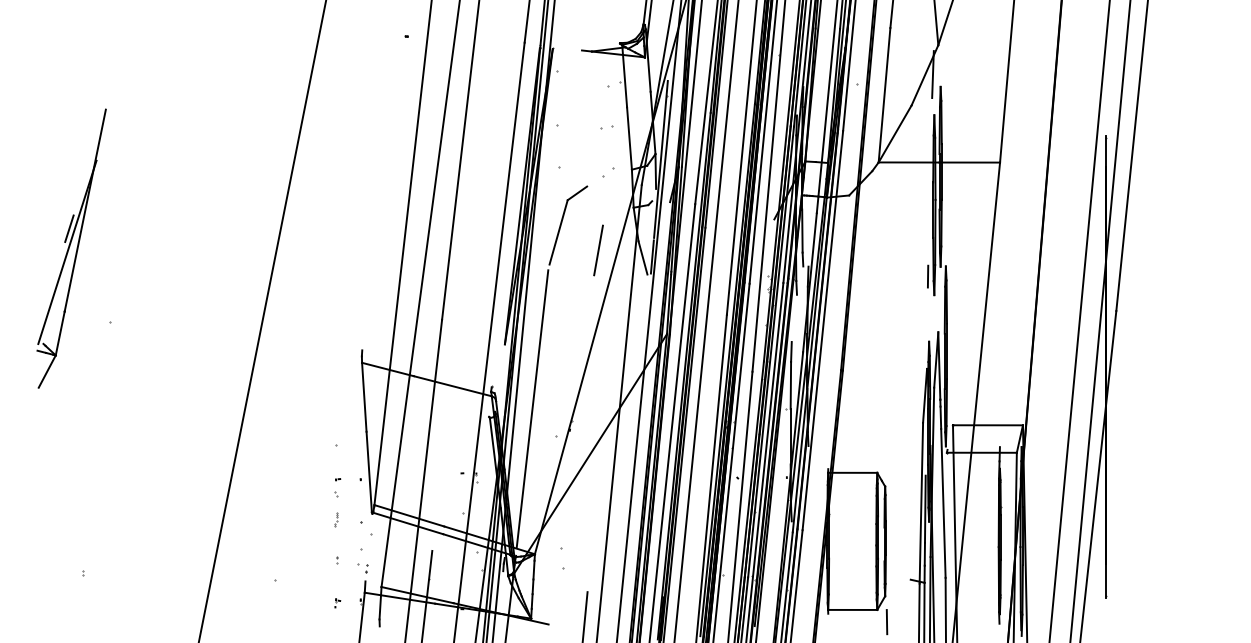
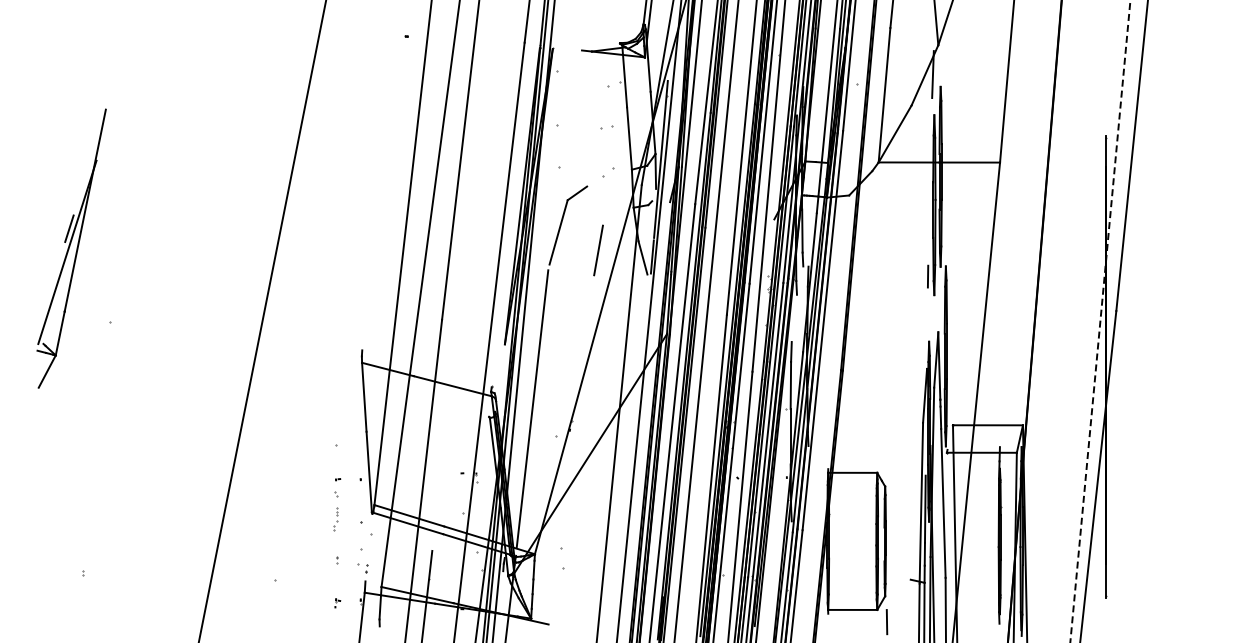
line: present -> none (1079, 320)
line: solid -> dashed (1100, 320)
part size: 5x16 px -> 6x25 px (335, 519)
line: present -> none (585, 615)
